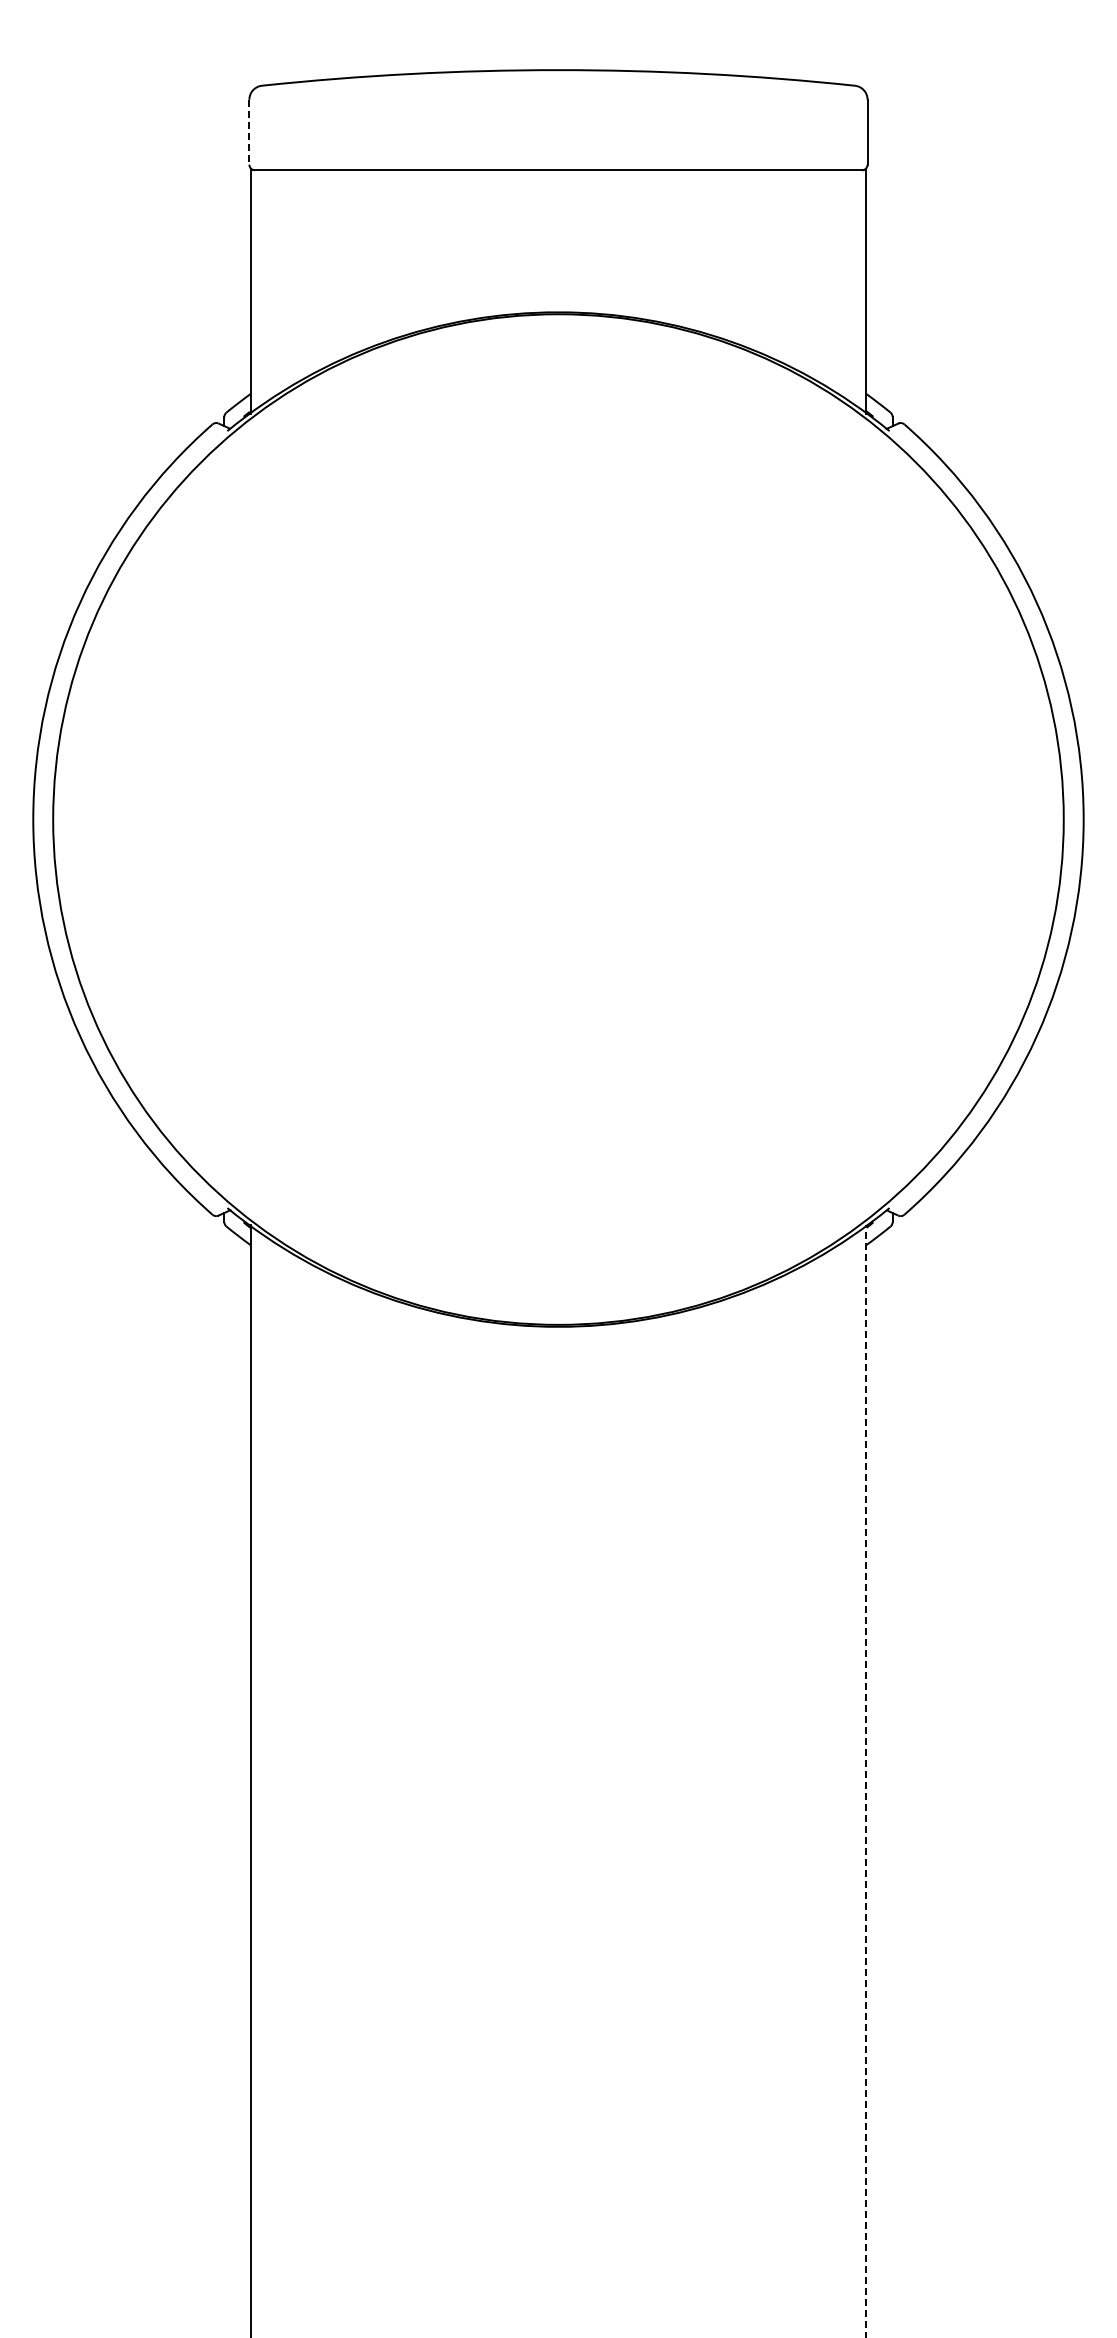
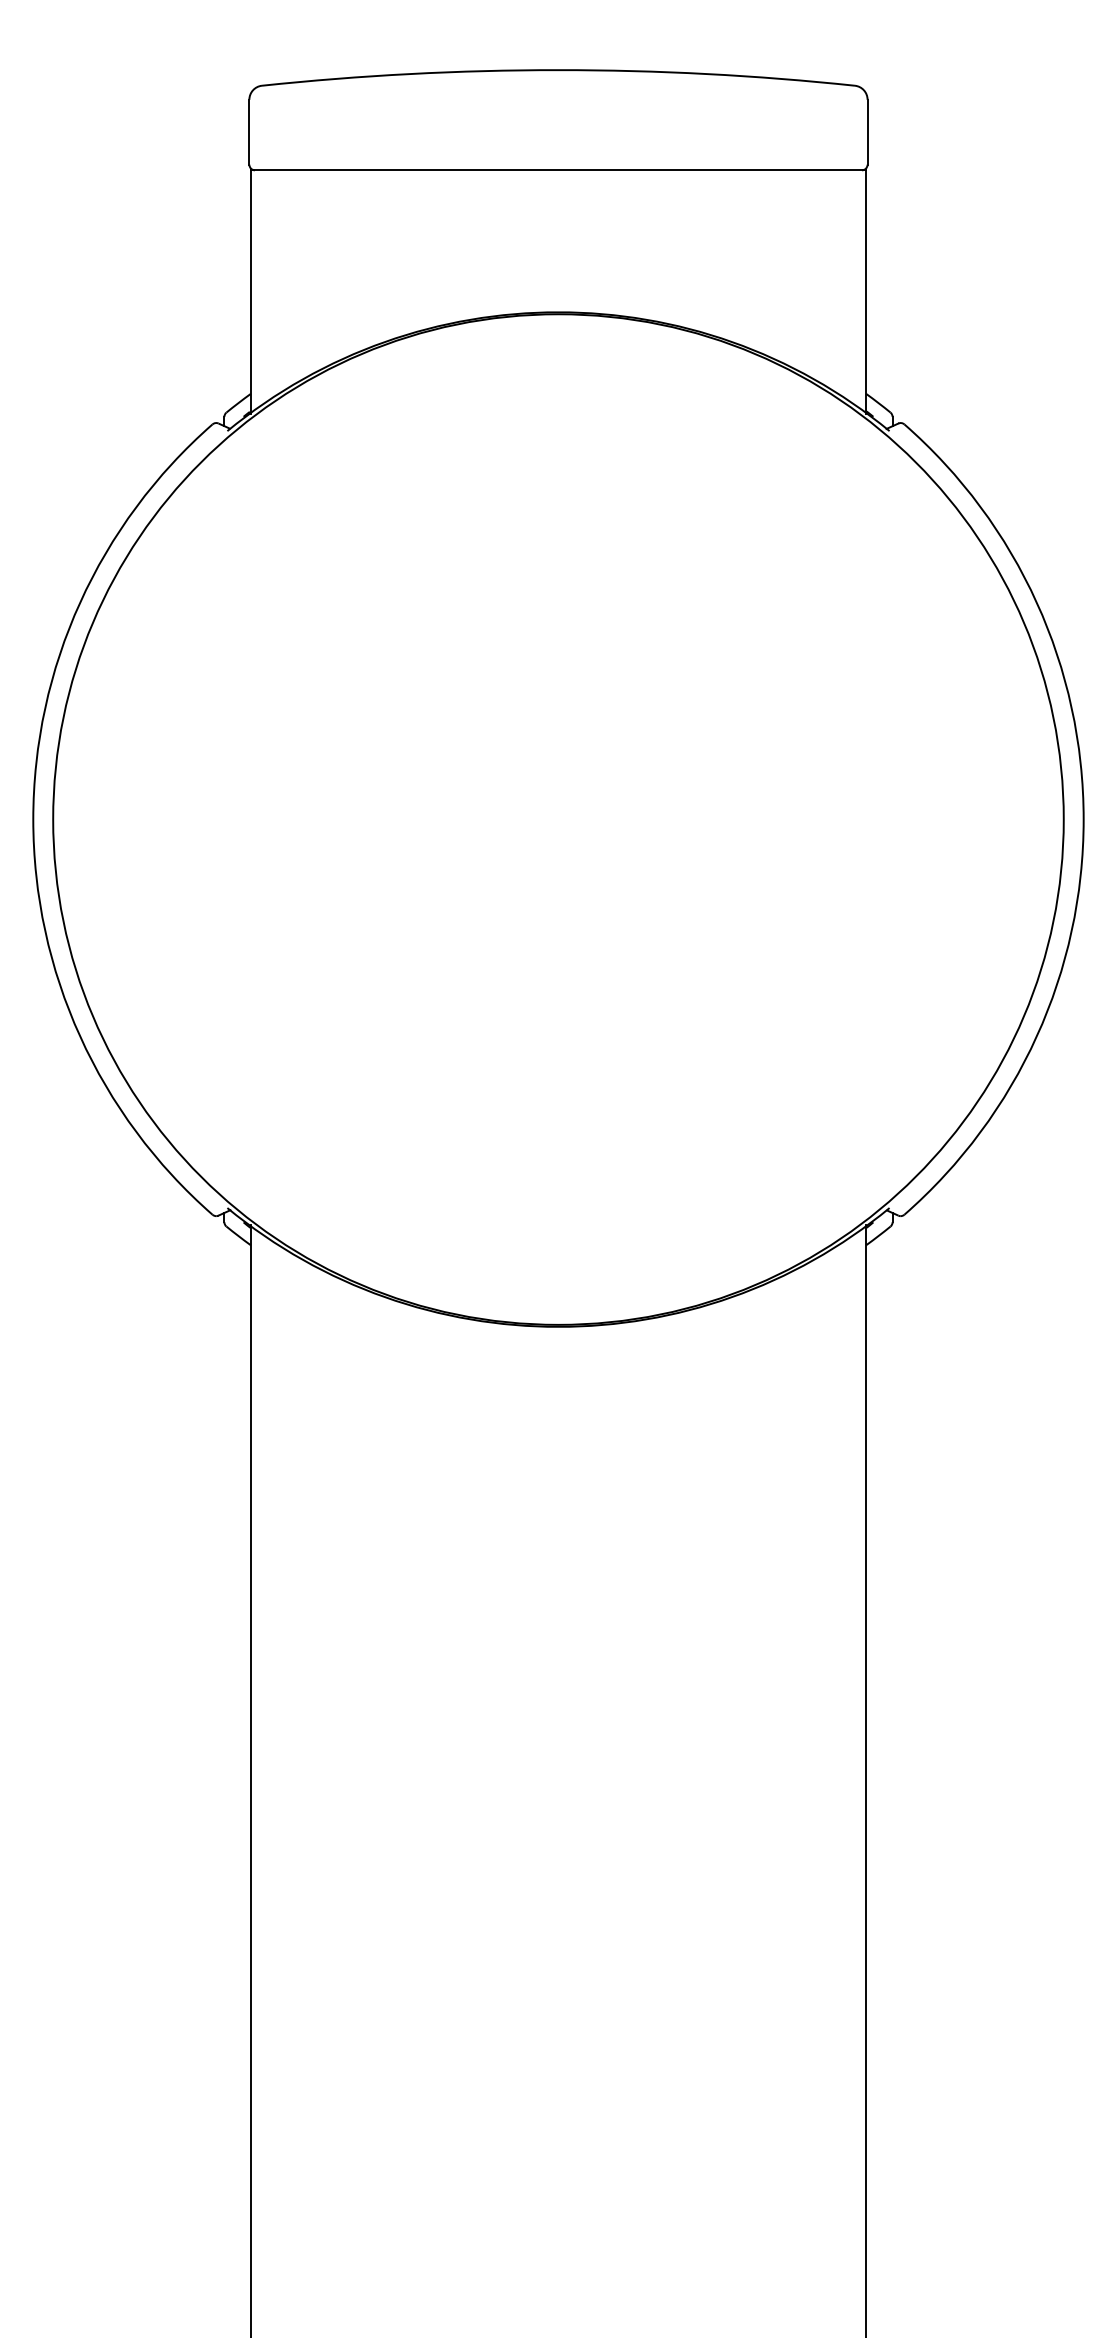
line: dashed -> solid (249, 132)
line: dashed -> solid (866, 1780)
